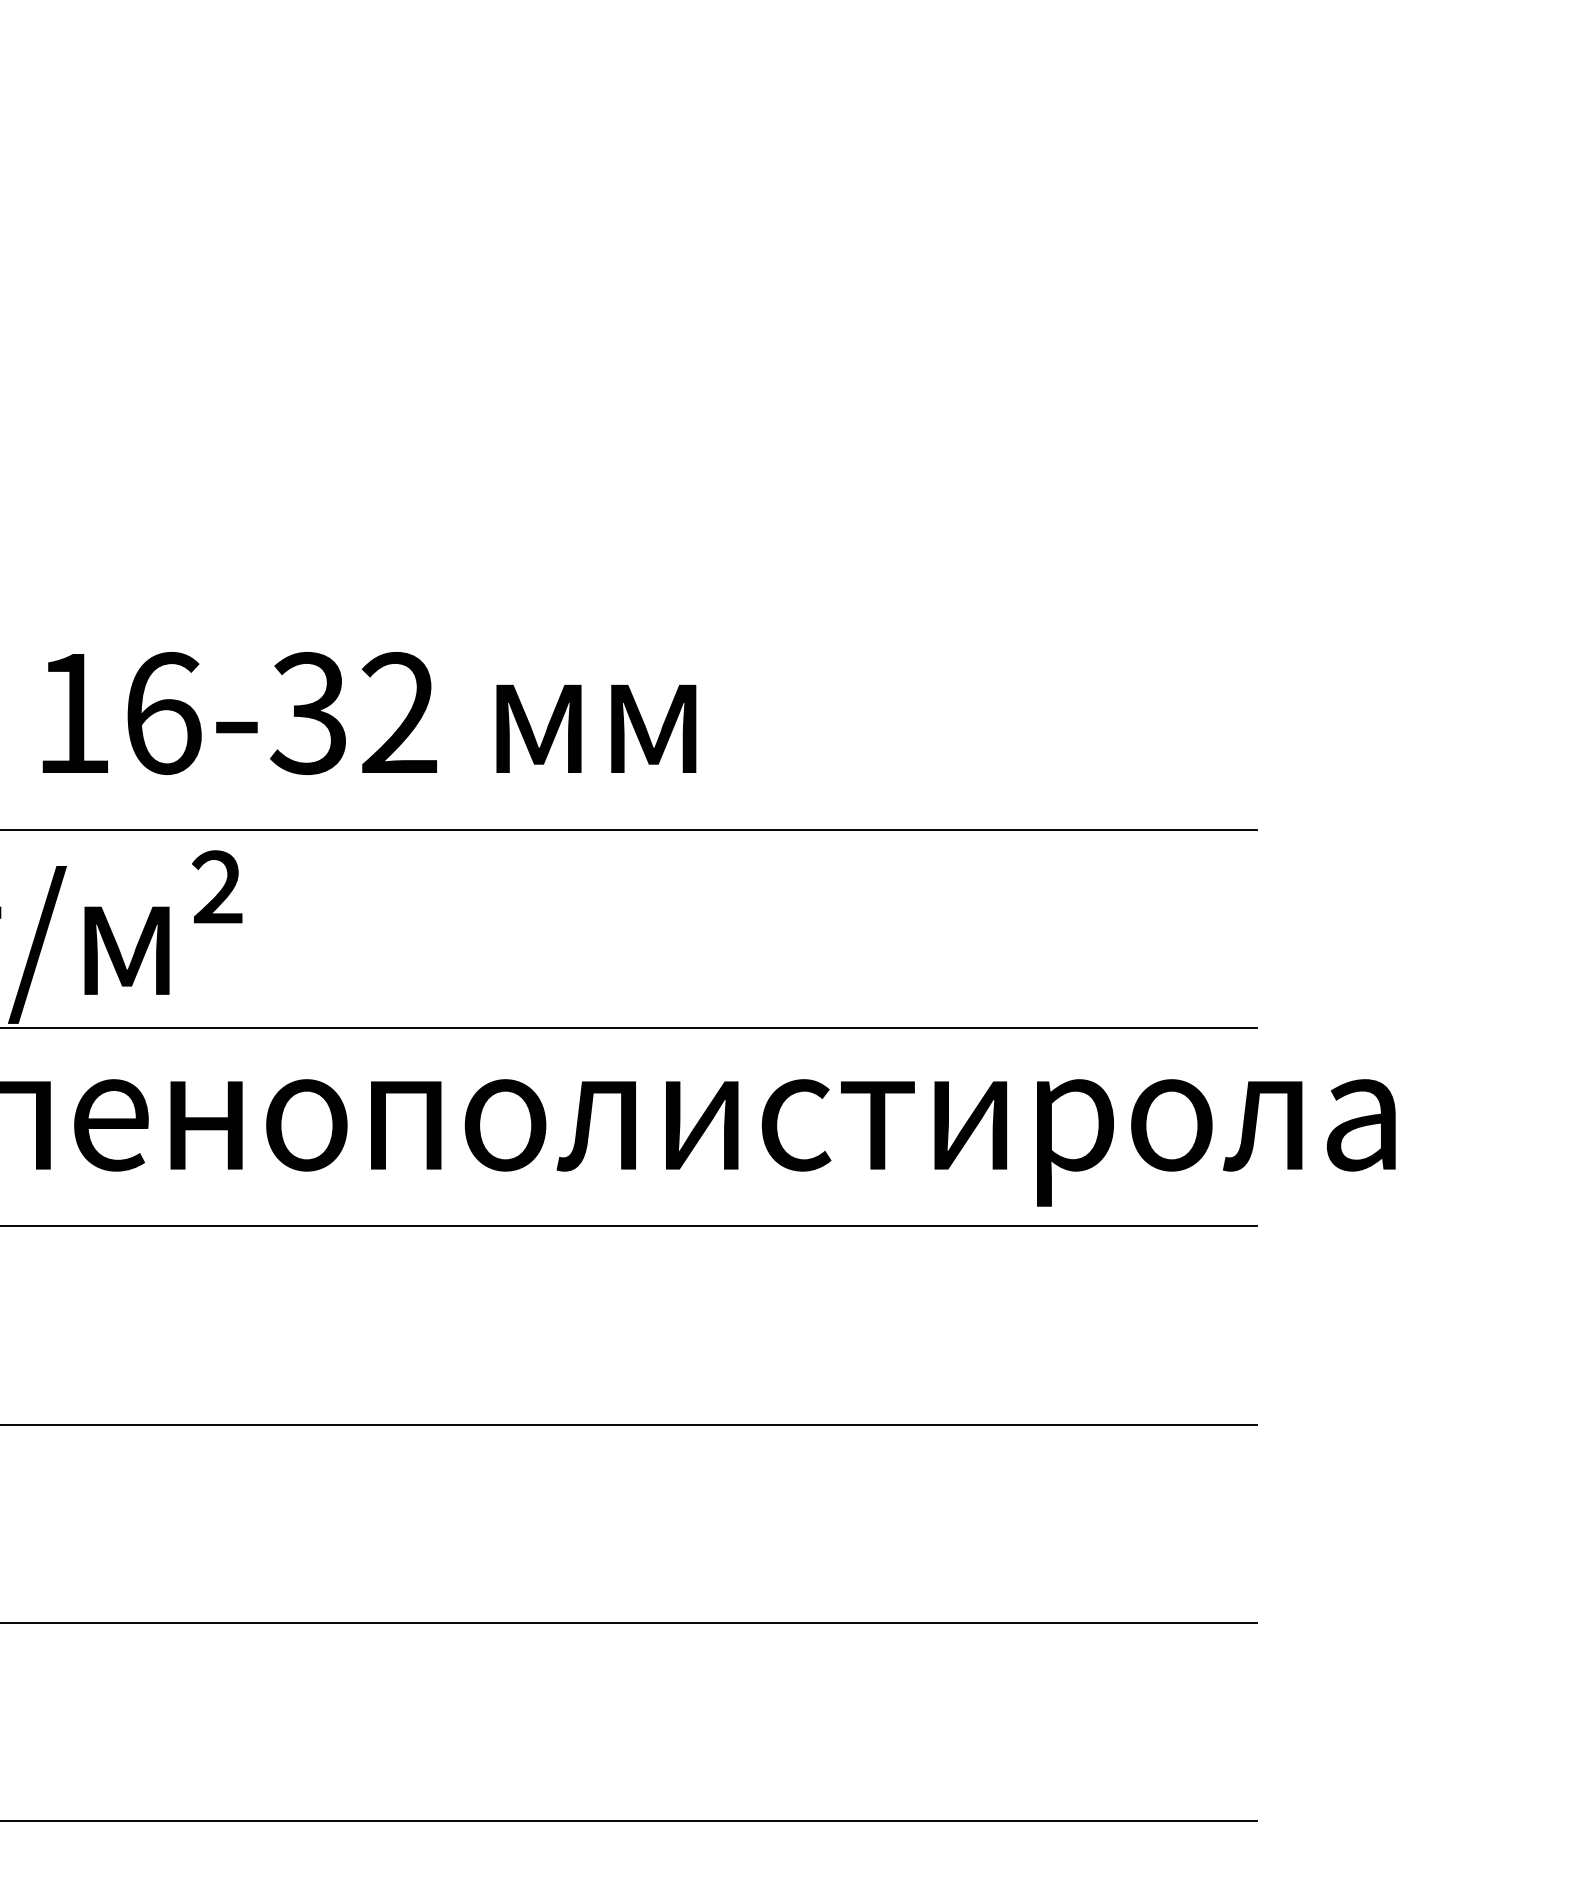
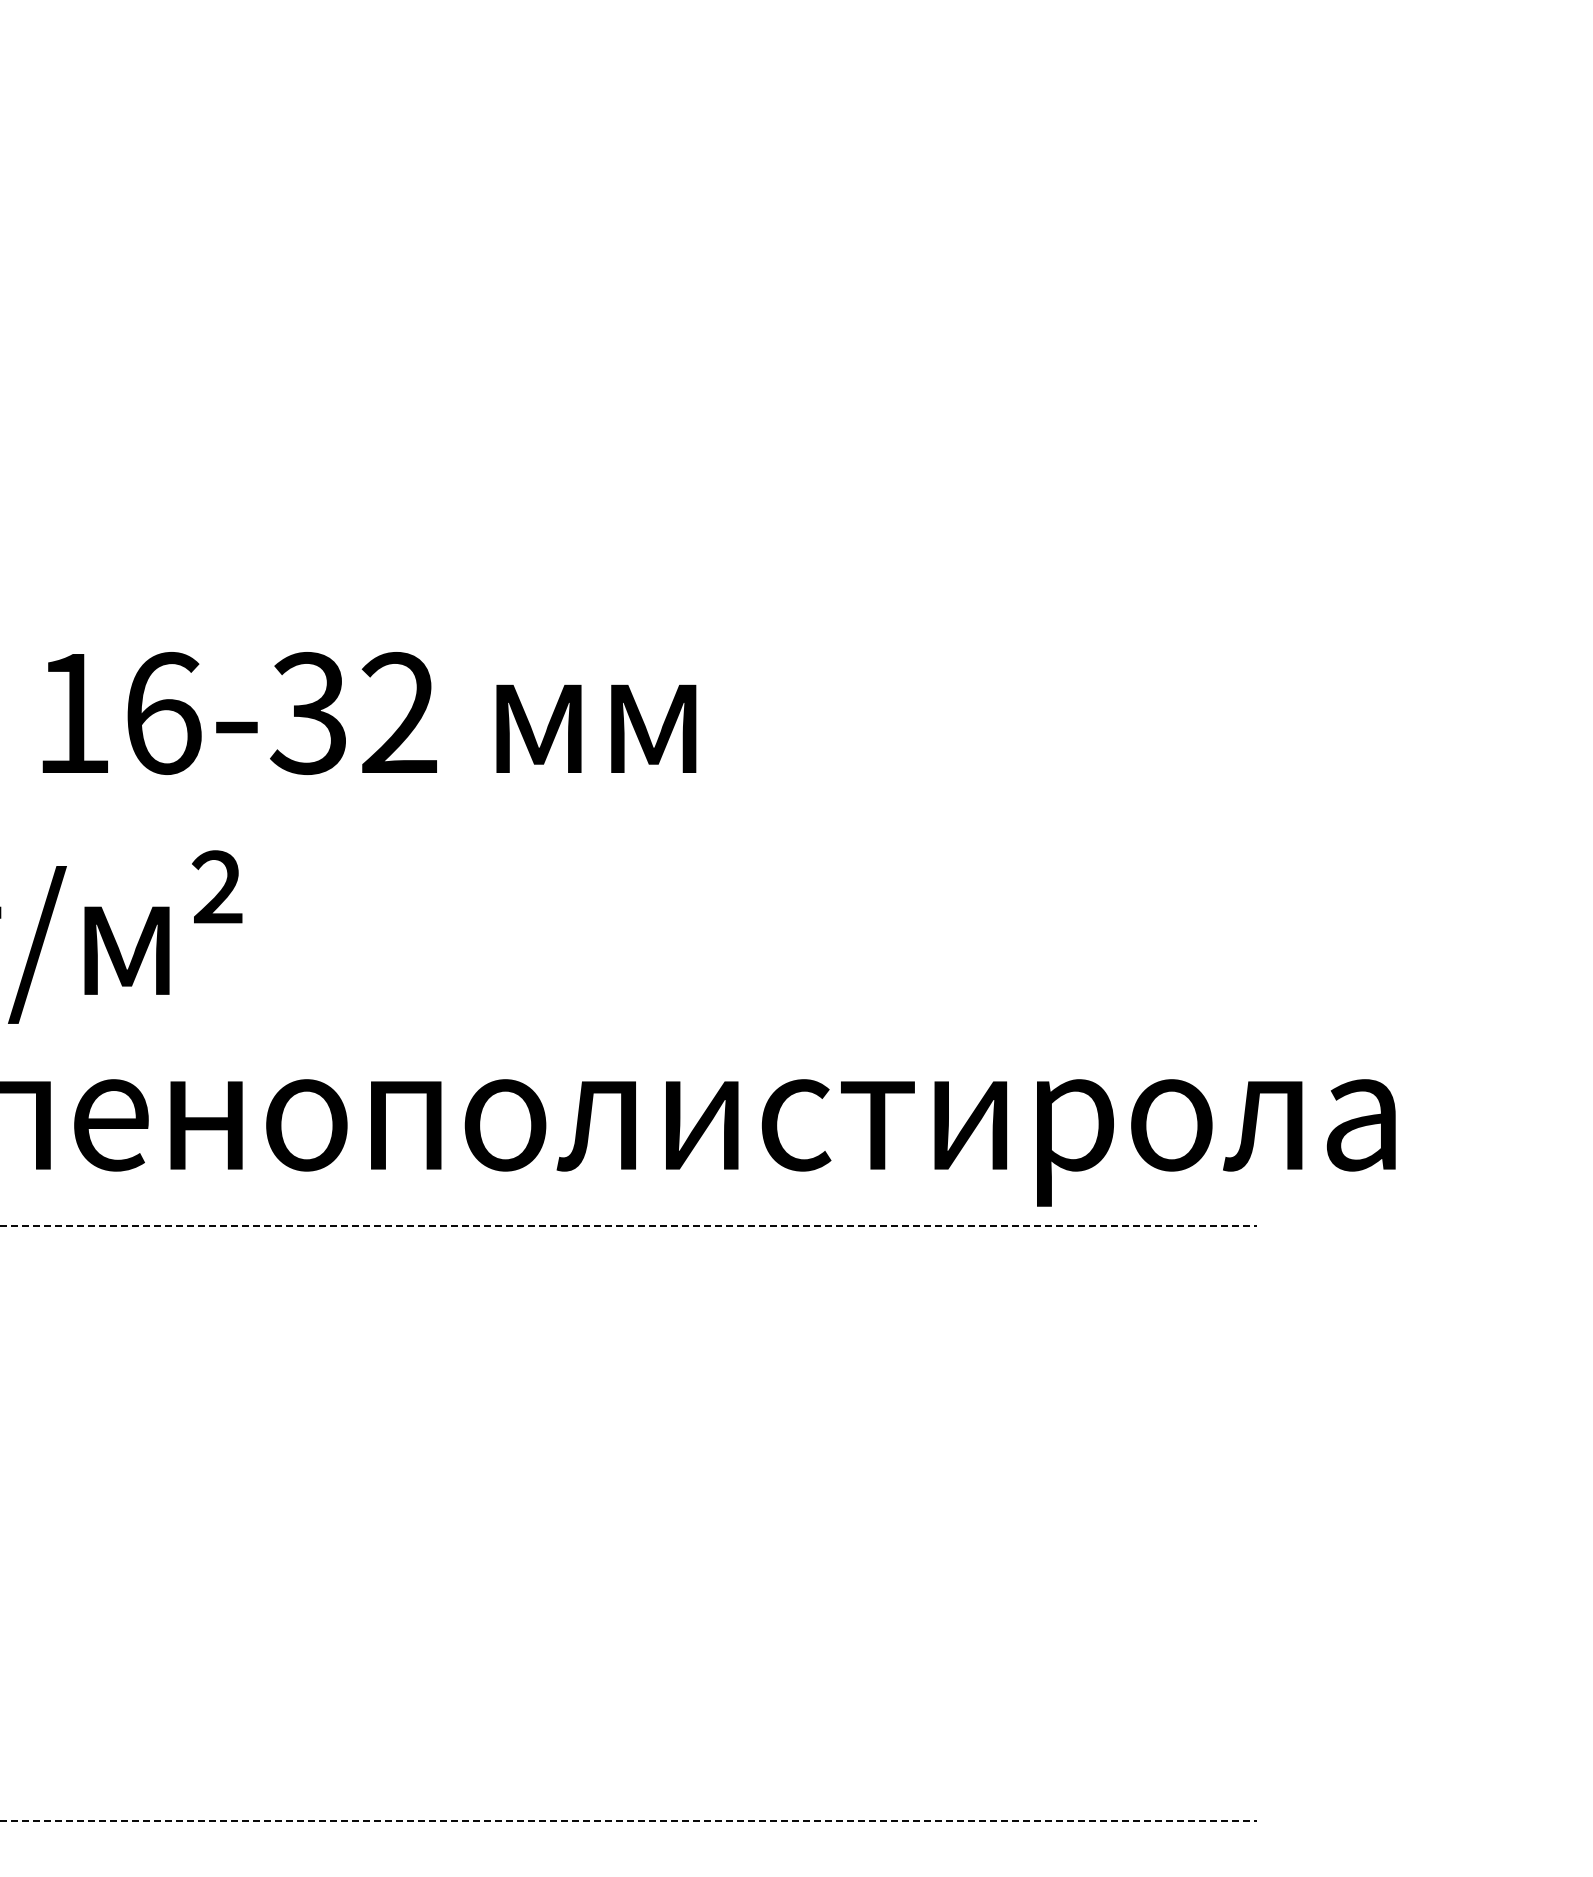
line: present -> none (629, 829)
line: present -> none (629, 1028)
line: solid -> dashed (629, 1226)
line: present -> none (629, 1424)
line: present -> none (629, 1622)
line: solid -> dashed (629, 1821)
